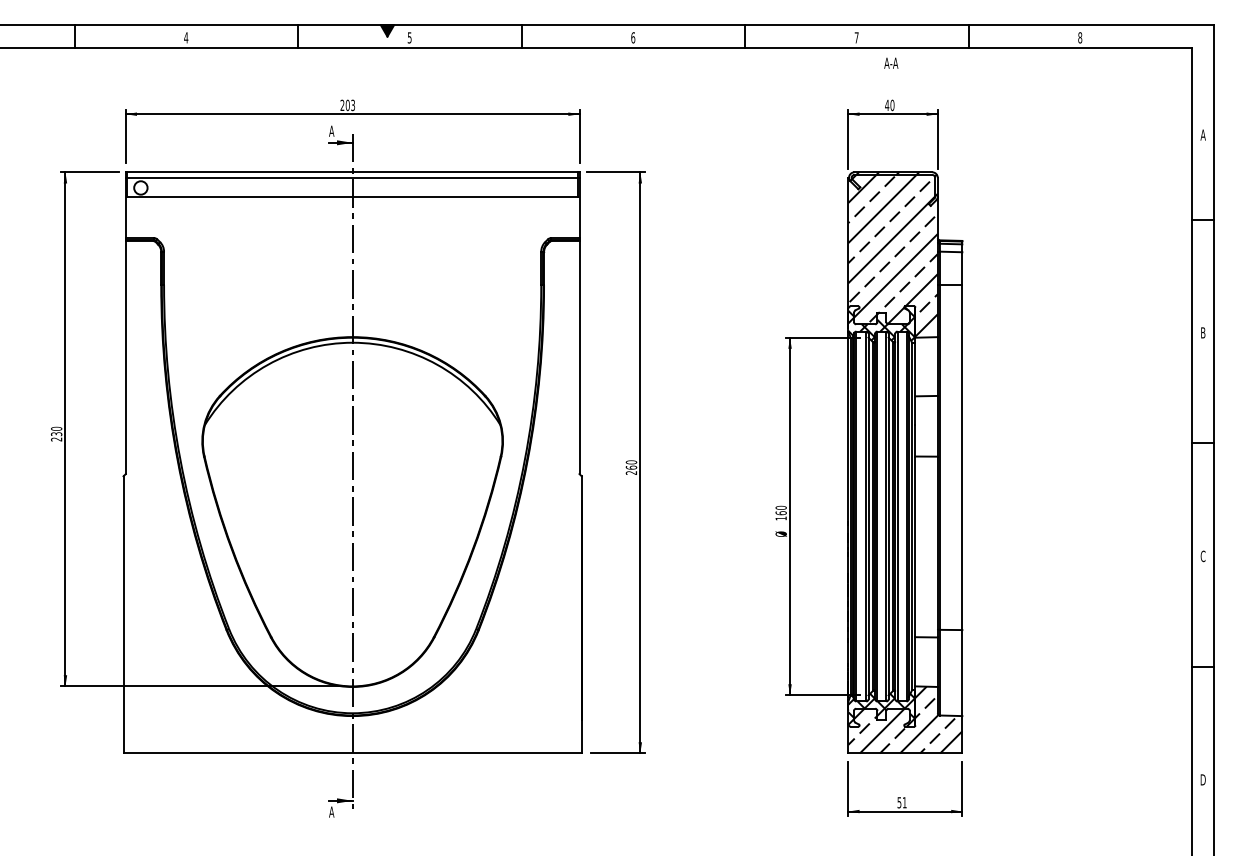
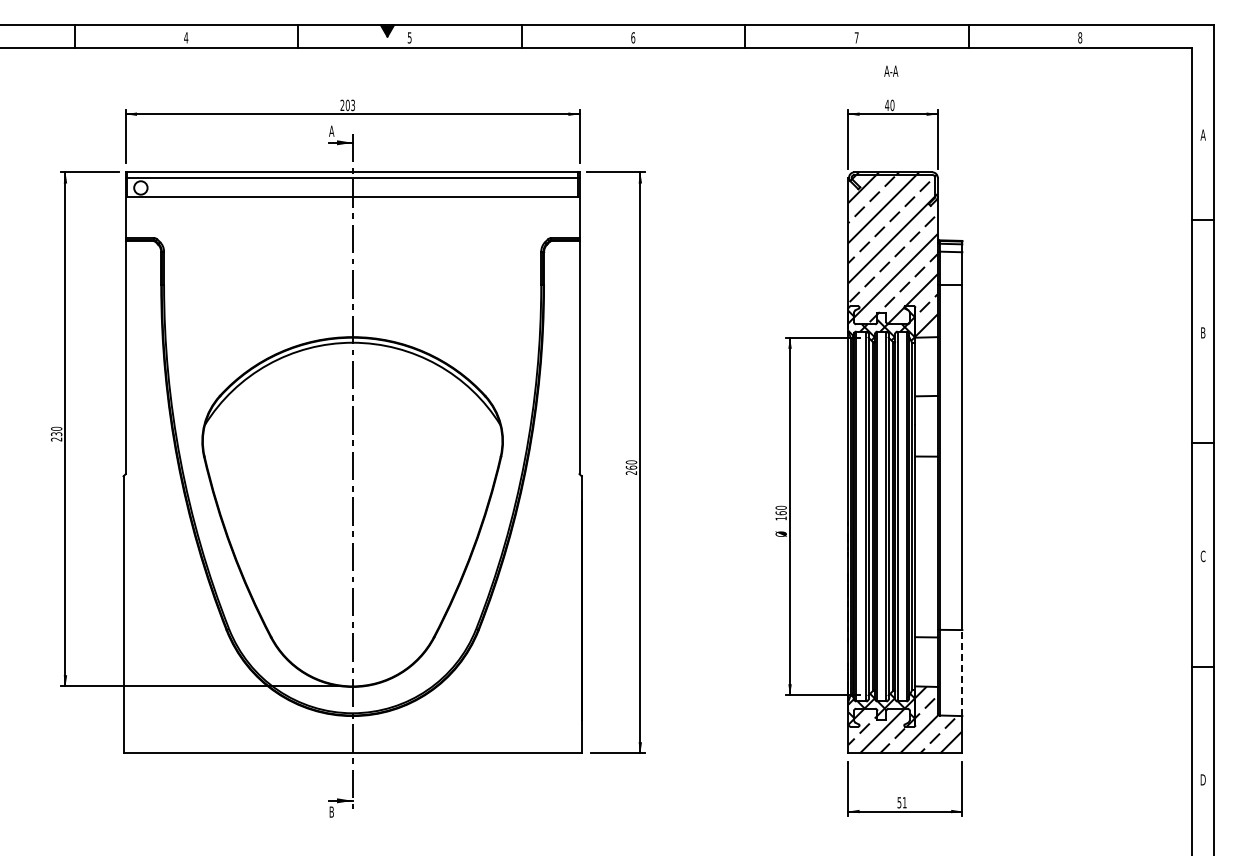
text position: (891, 62) -> (891, 70) (891, 70)
line: solid -> dashed (962, 672)
text: A -> B (331, 811)
